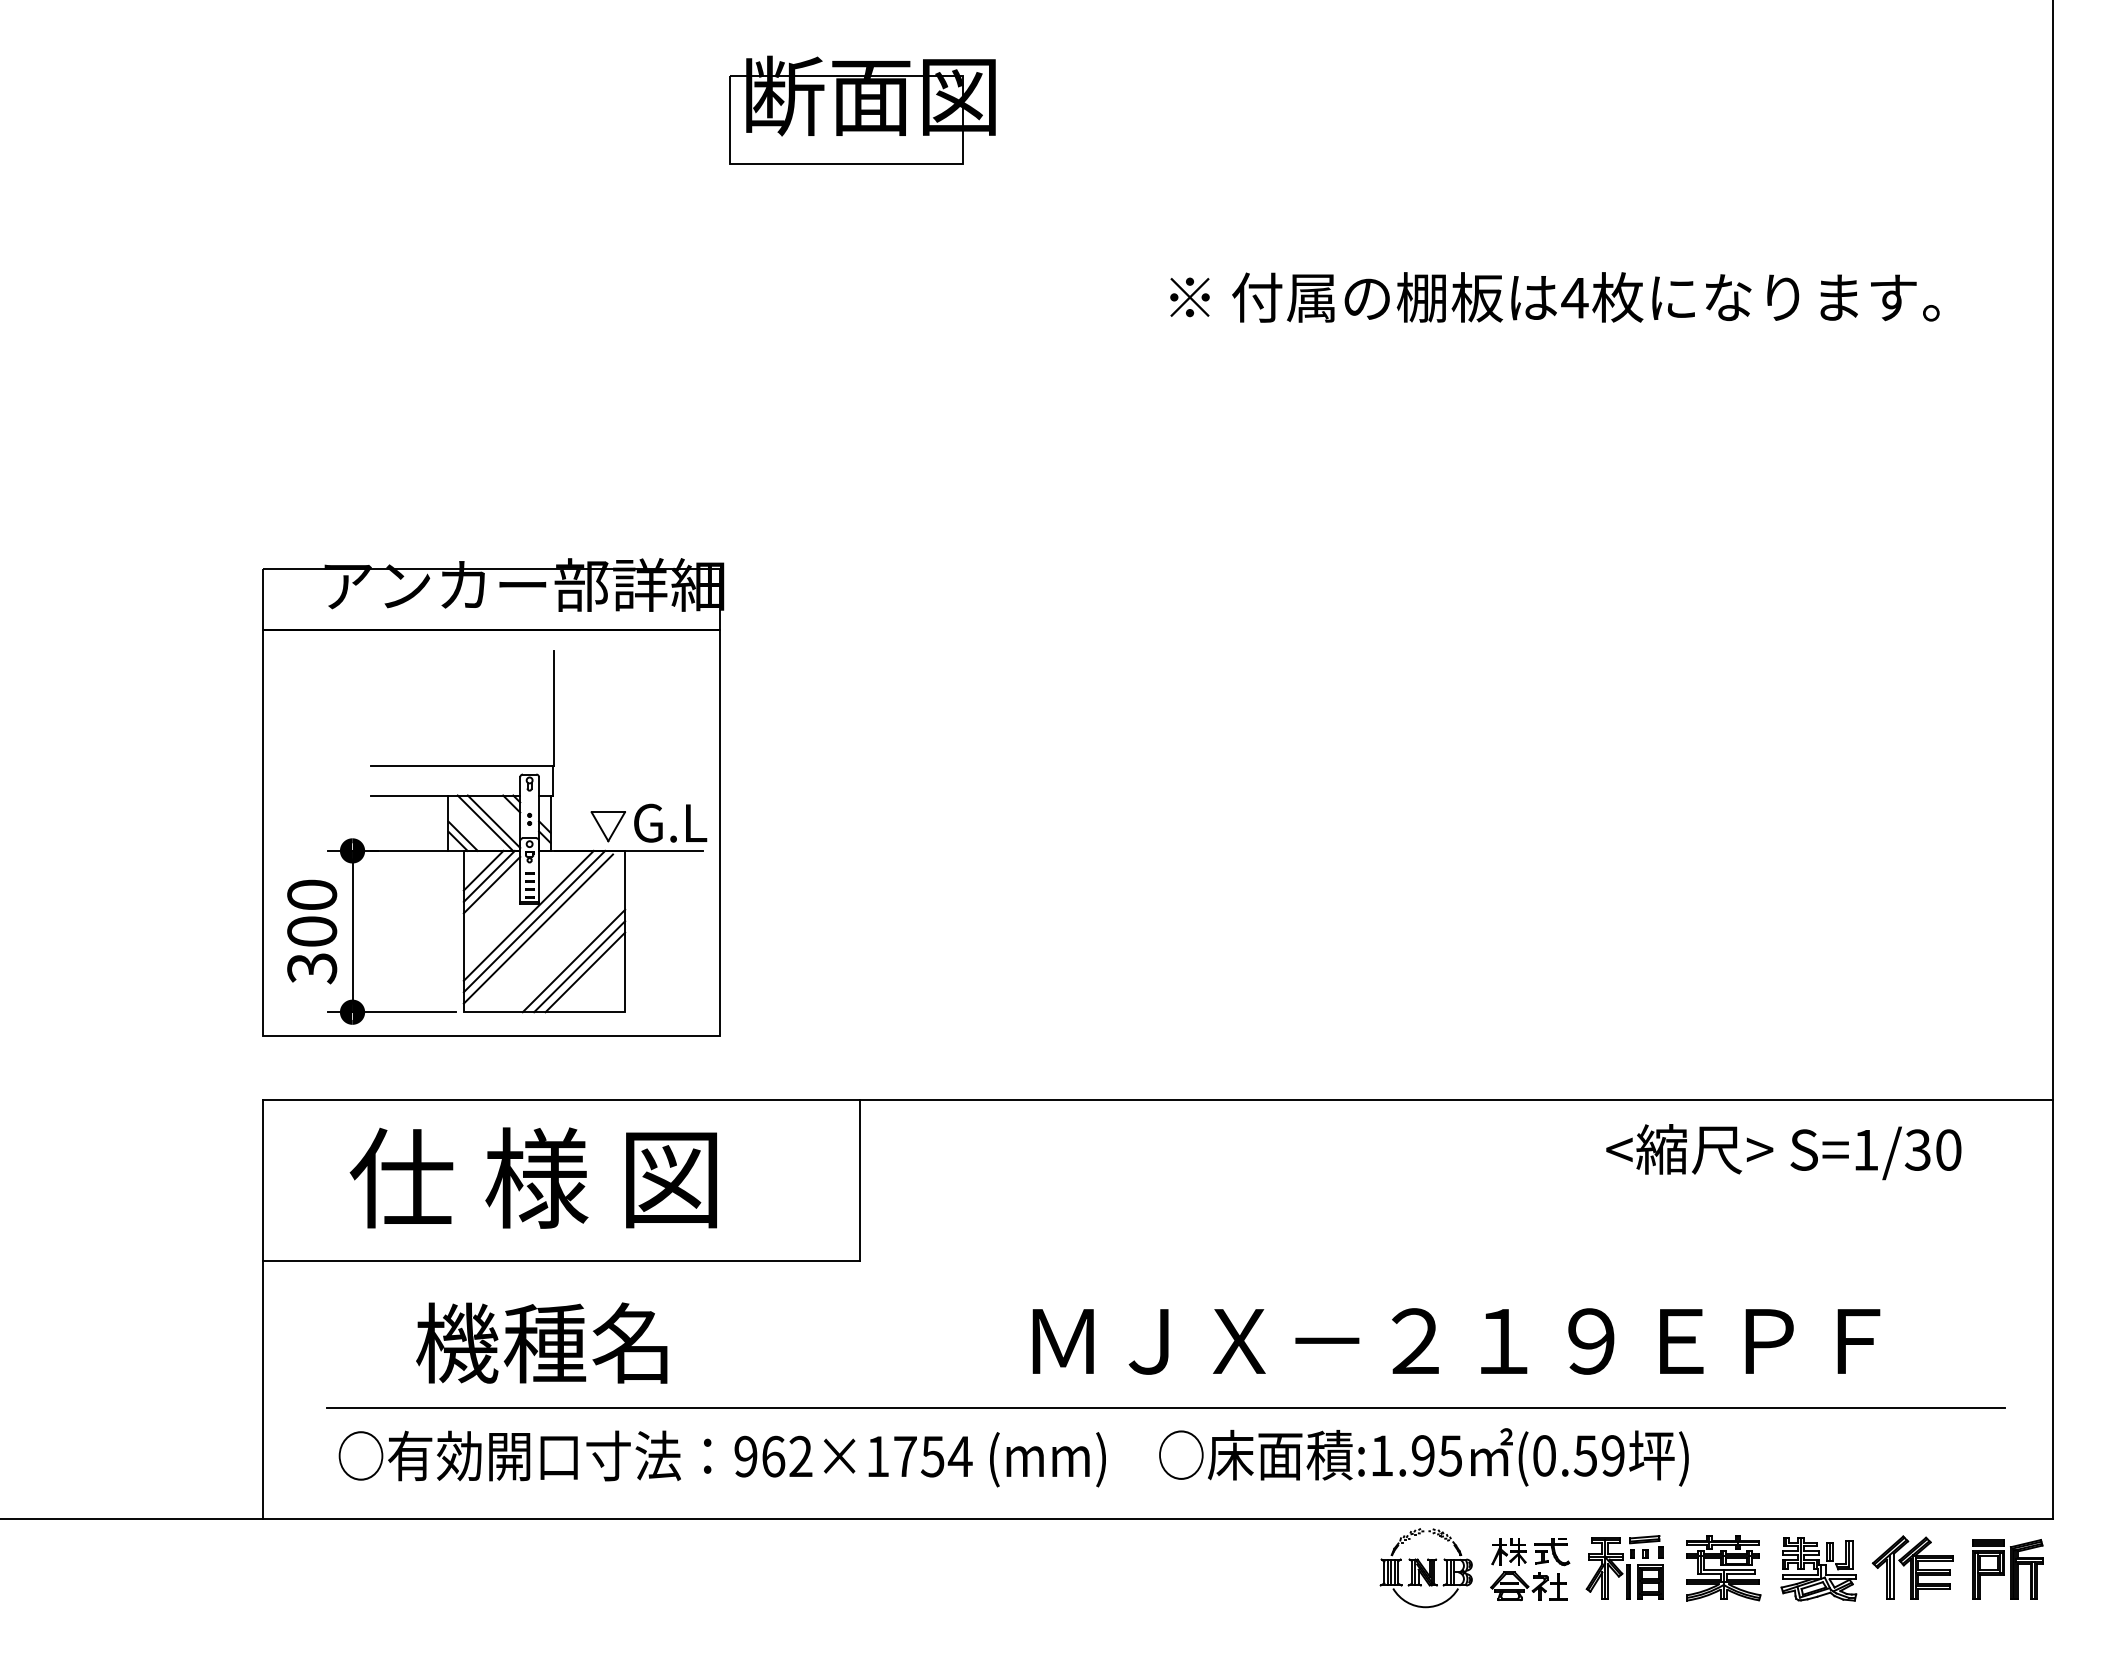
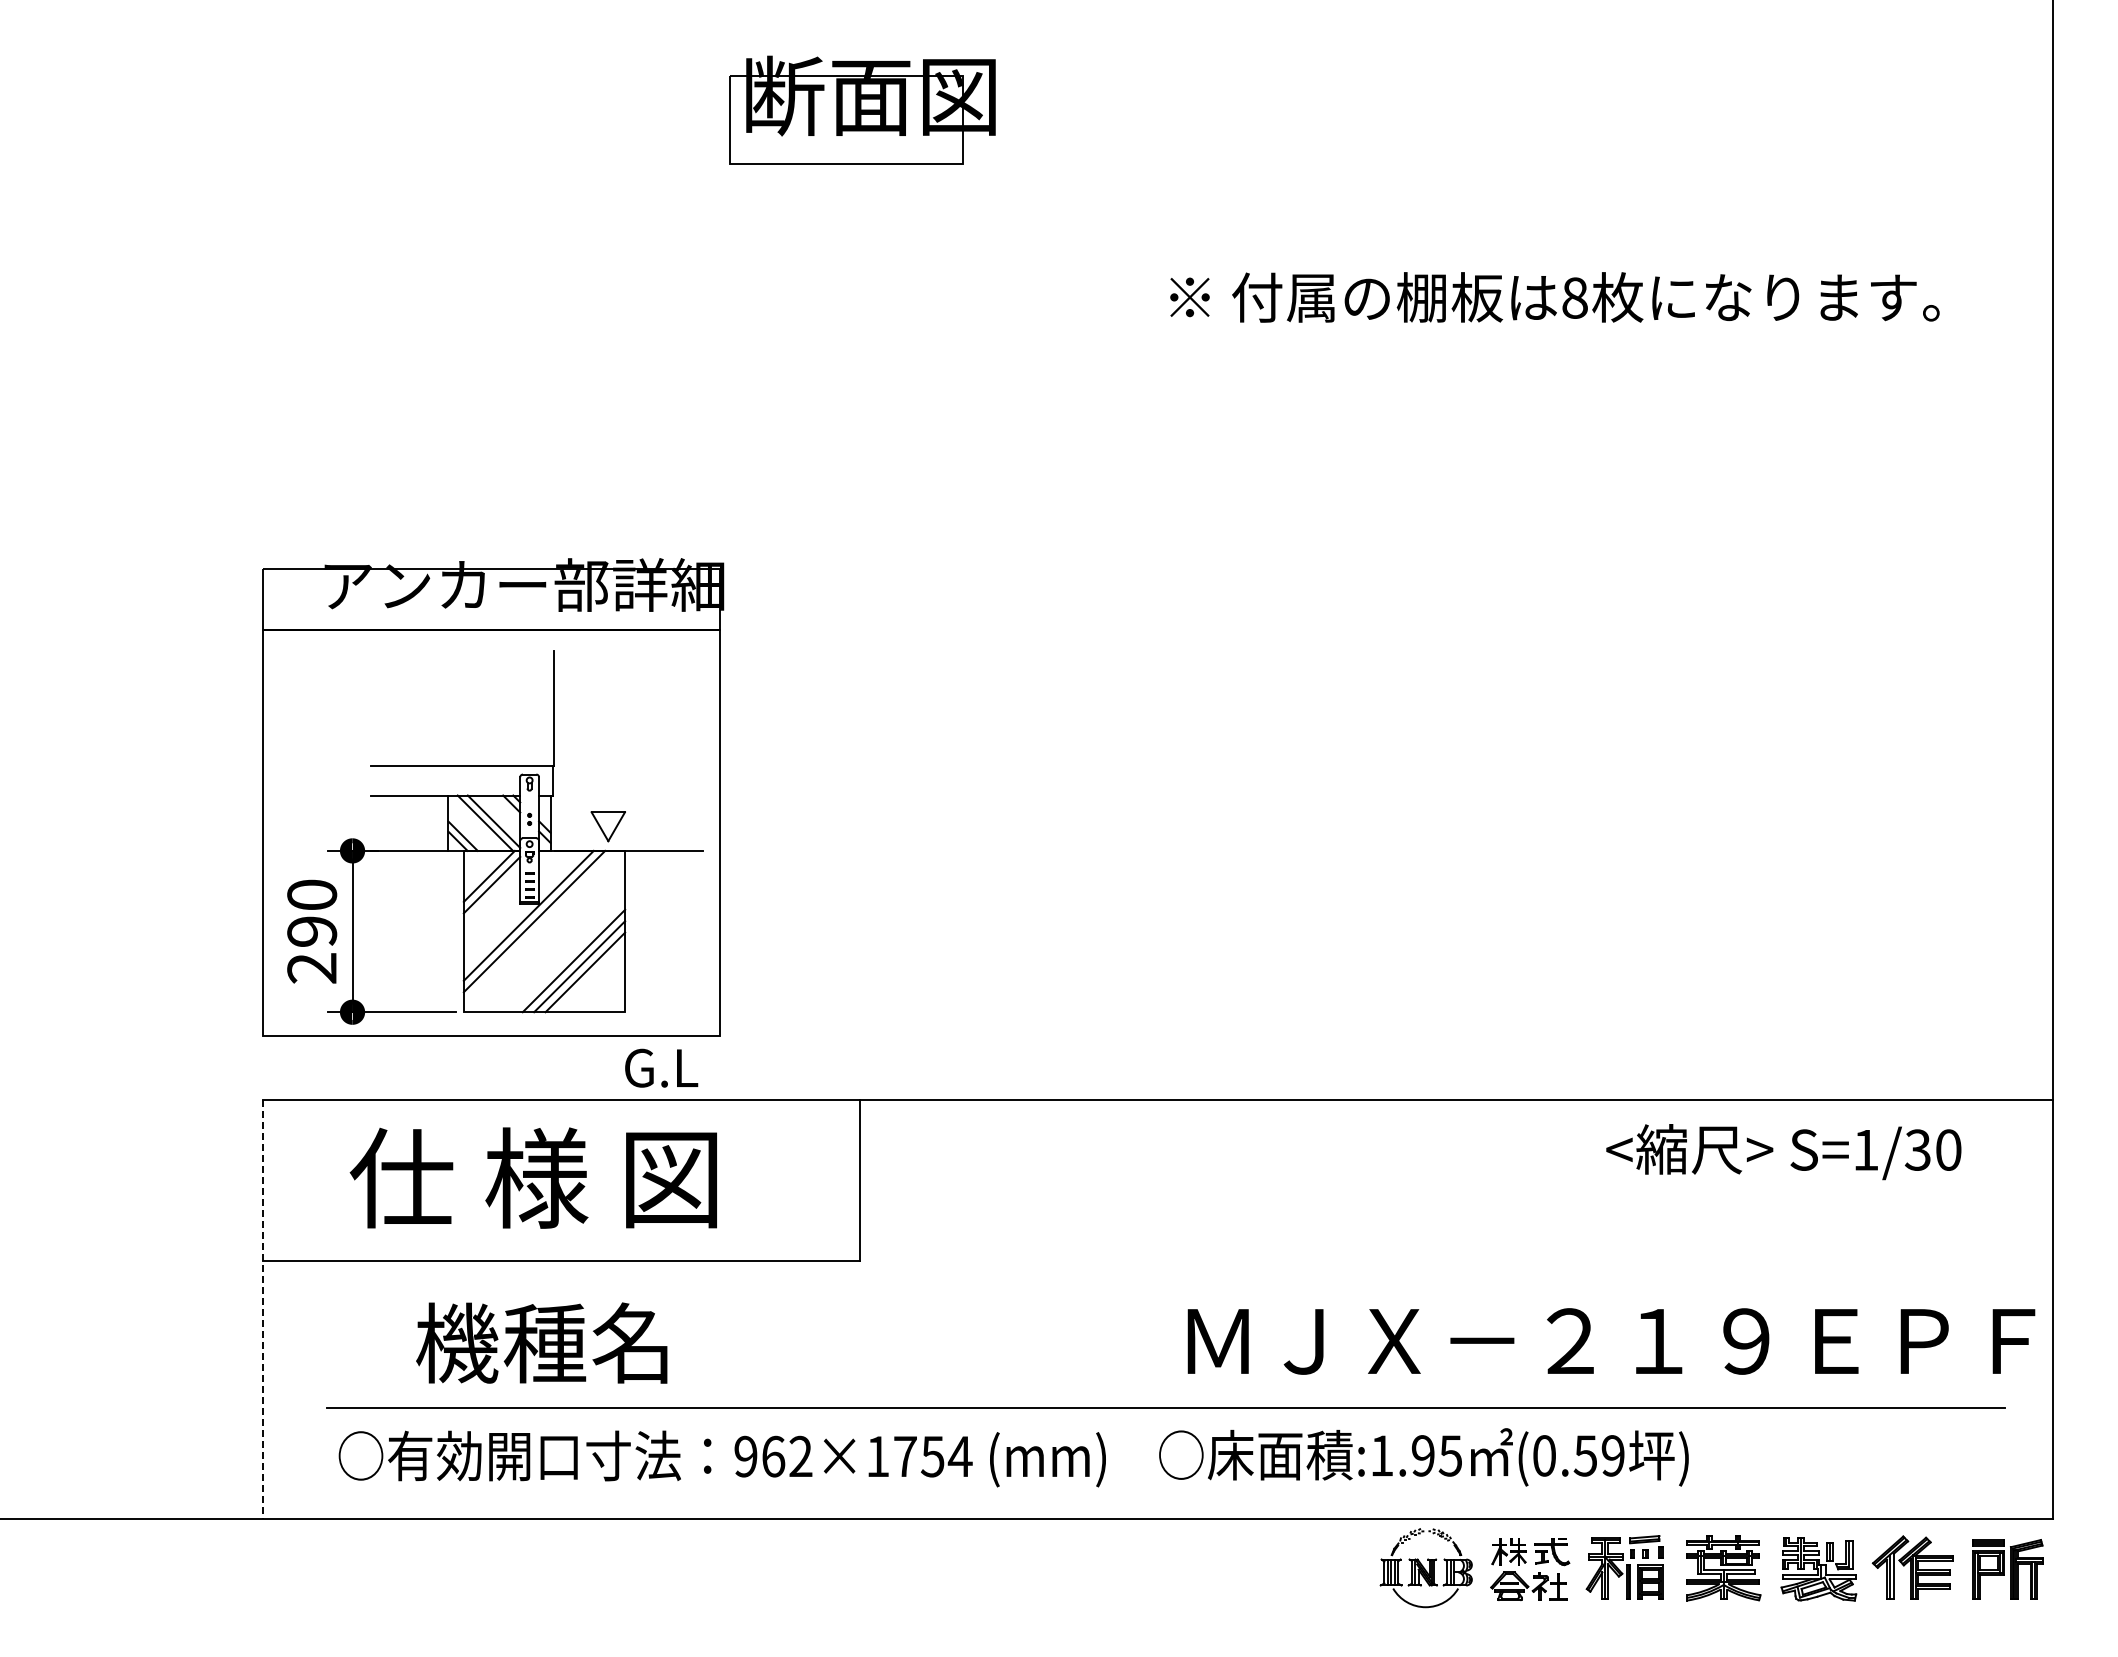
text: 4 -> 8 (1574, 297)
text position: (670, 822) -> (661, 1067) (661, 1067)
line: present -> none (483, 870)
line: present -> none (538, 928)
text: 300 -> 290 (312, 950)
line: solid -> dashed (262, 1309)
text position: (1456, 1341) -> (1611, 1341) (1611, 1341)
